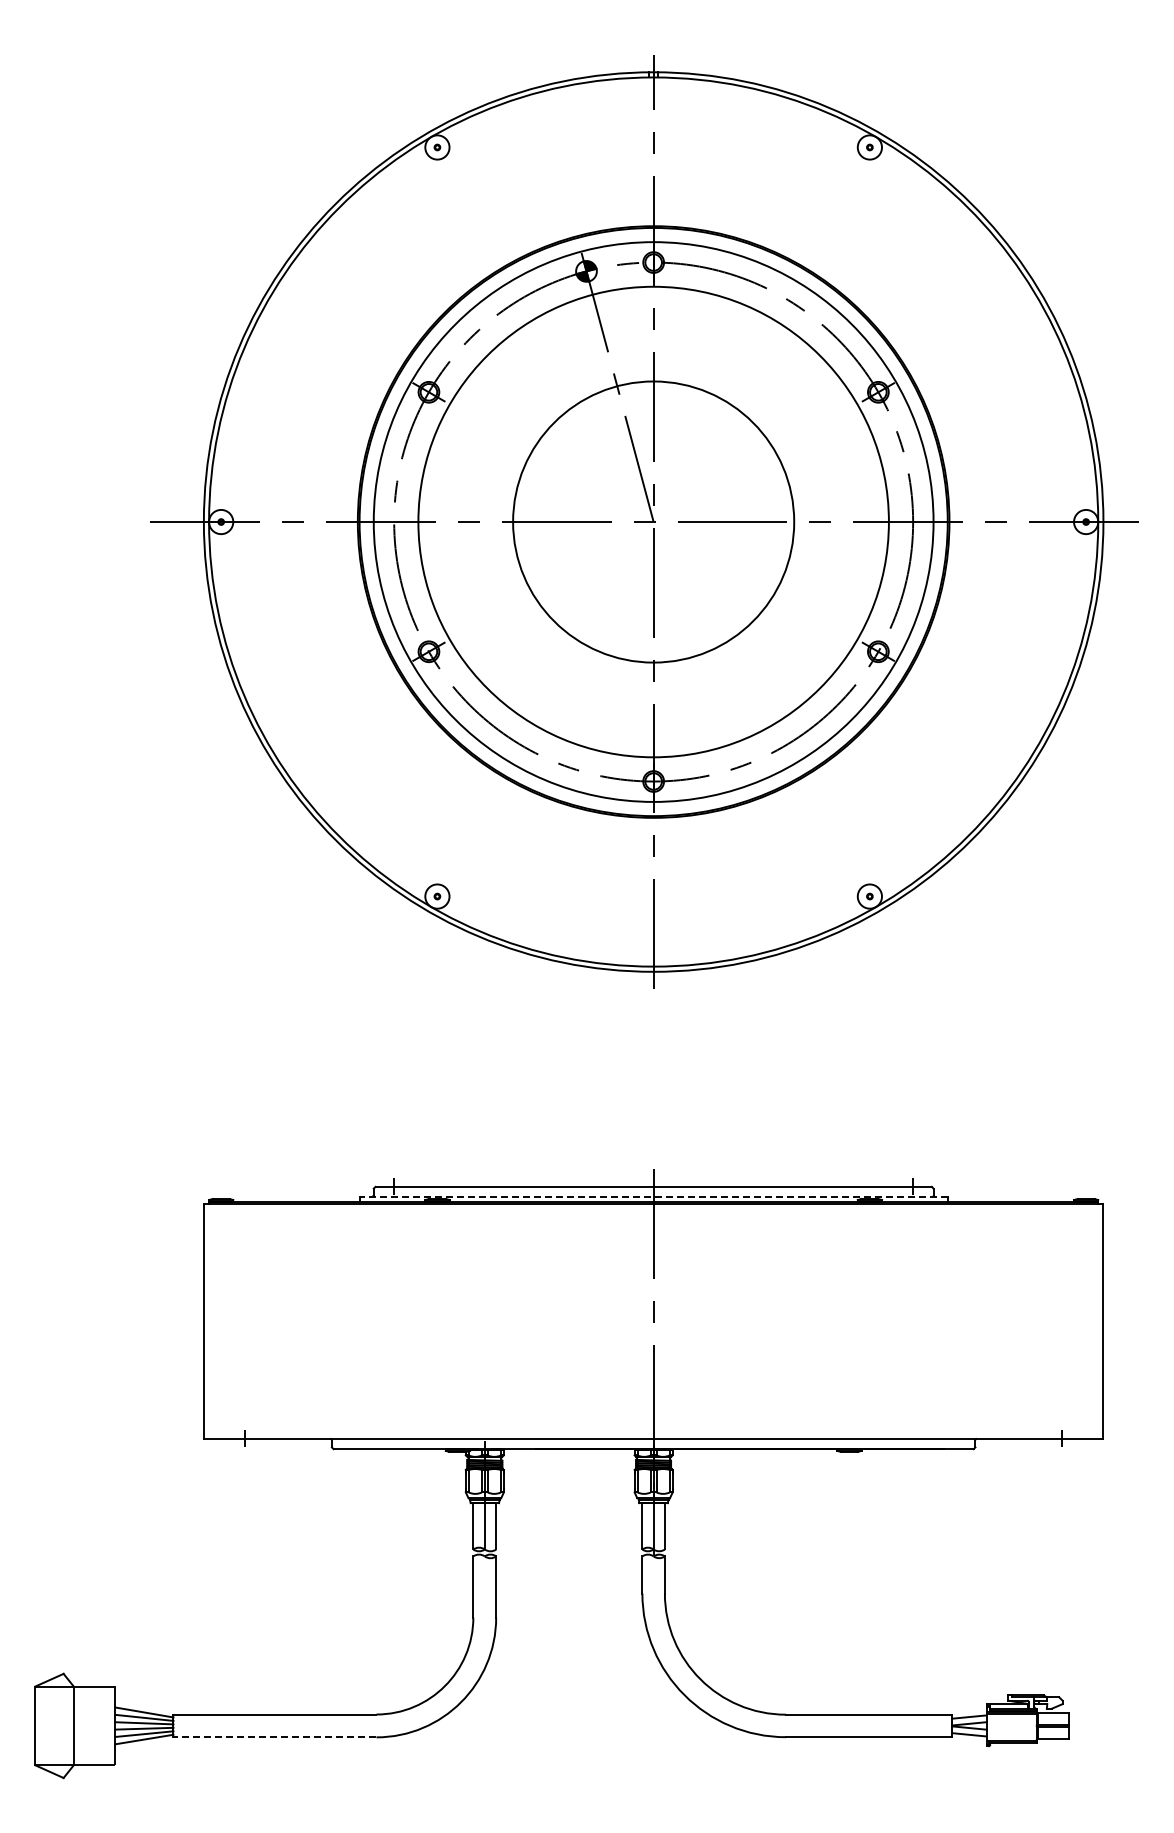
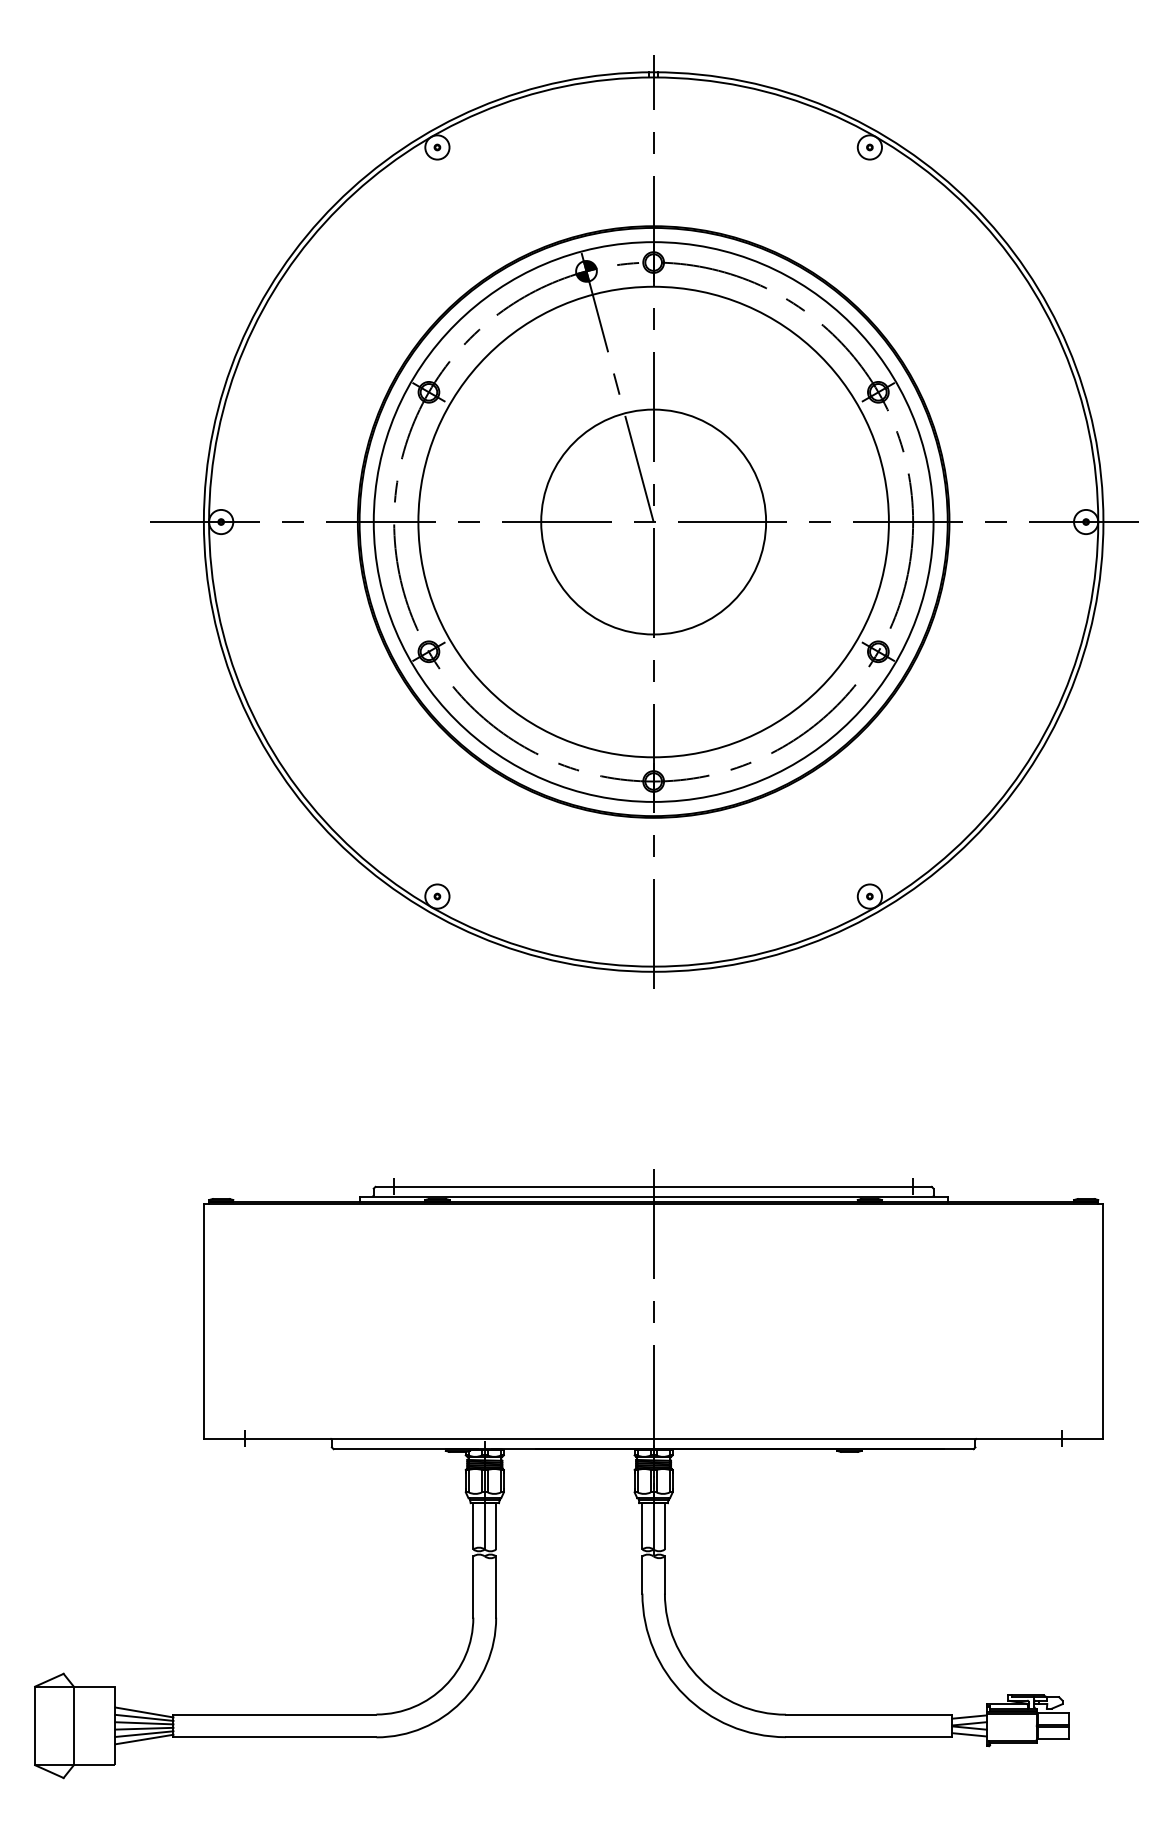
circle diameter: 281 px -> 225 px (653, 521)
line: dashed -> solid (653, 1196)
line: dashed -> solid (274, 1737)
